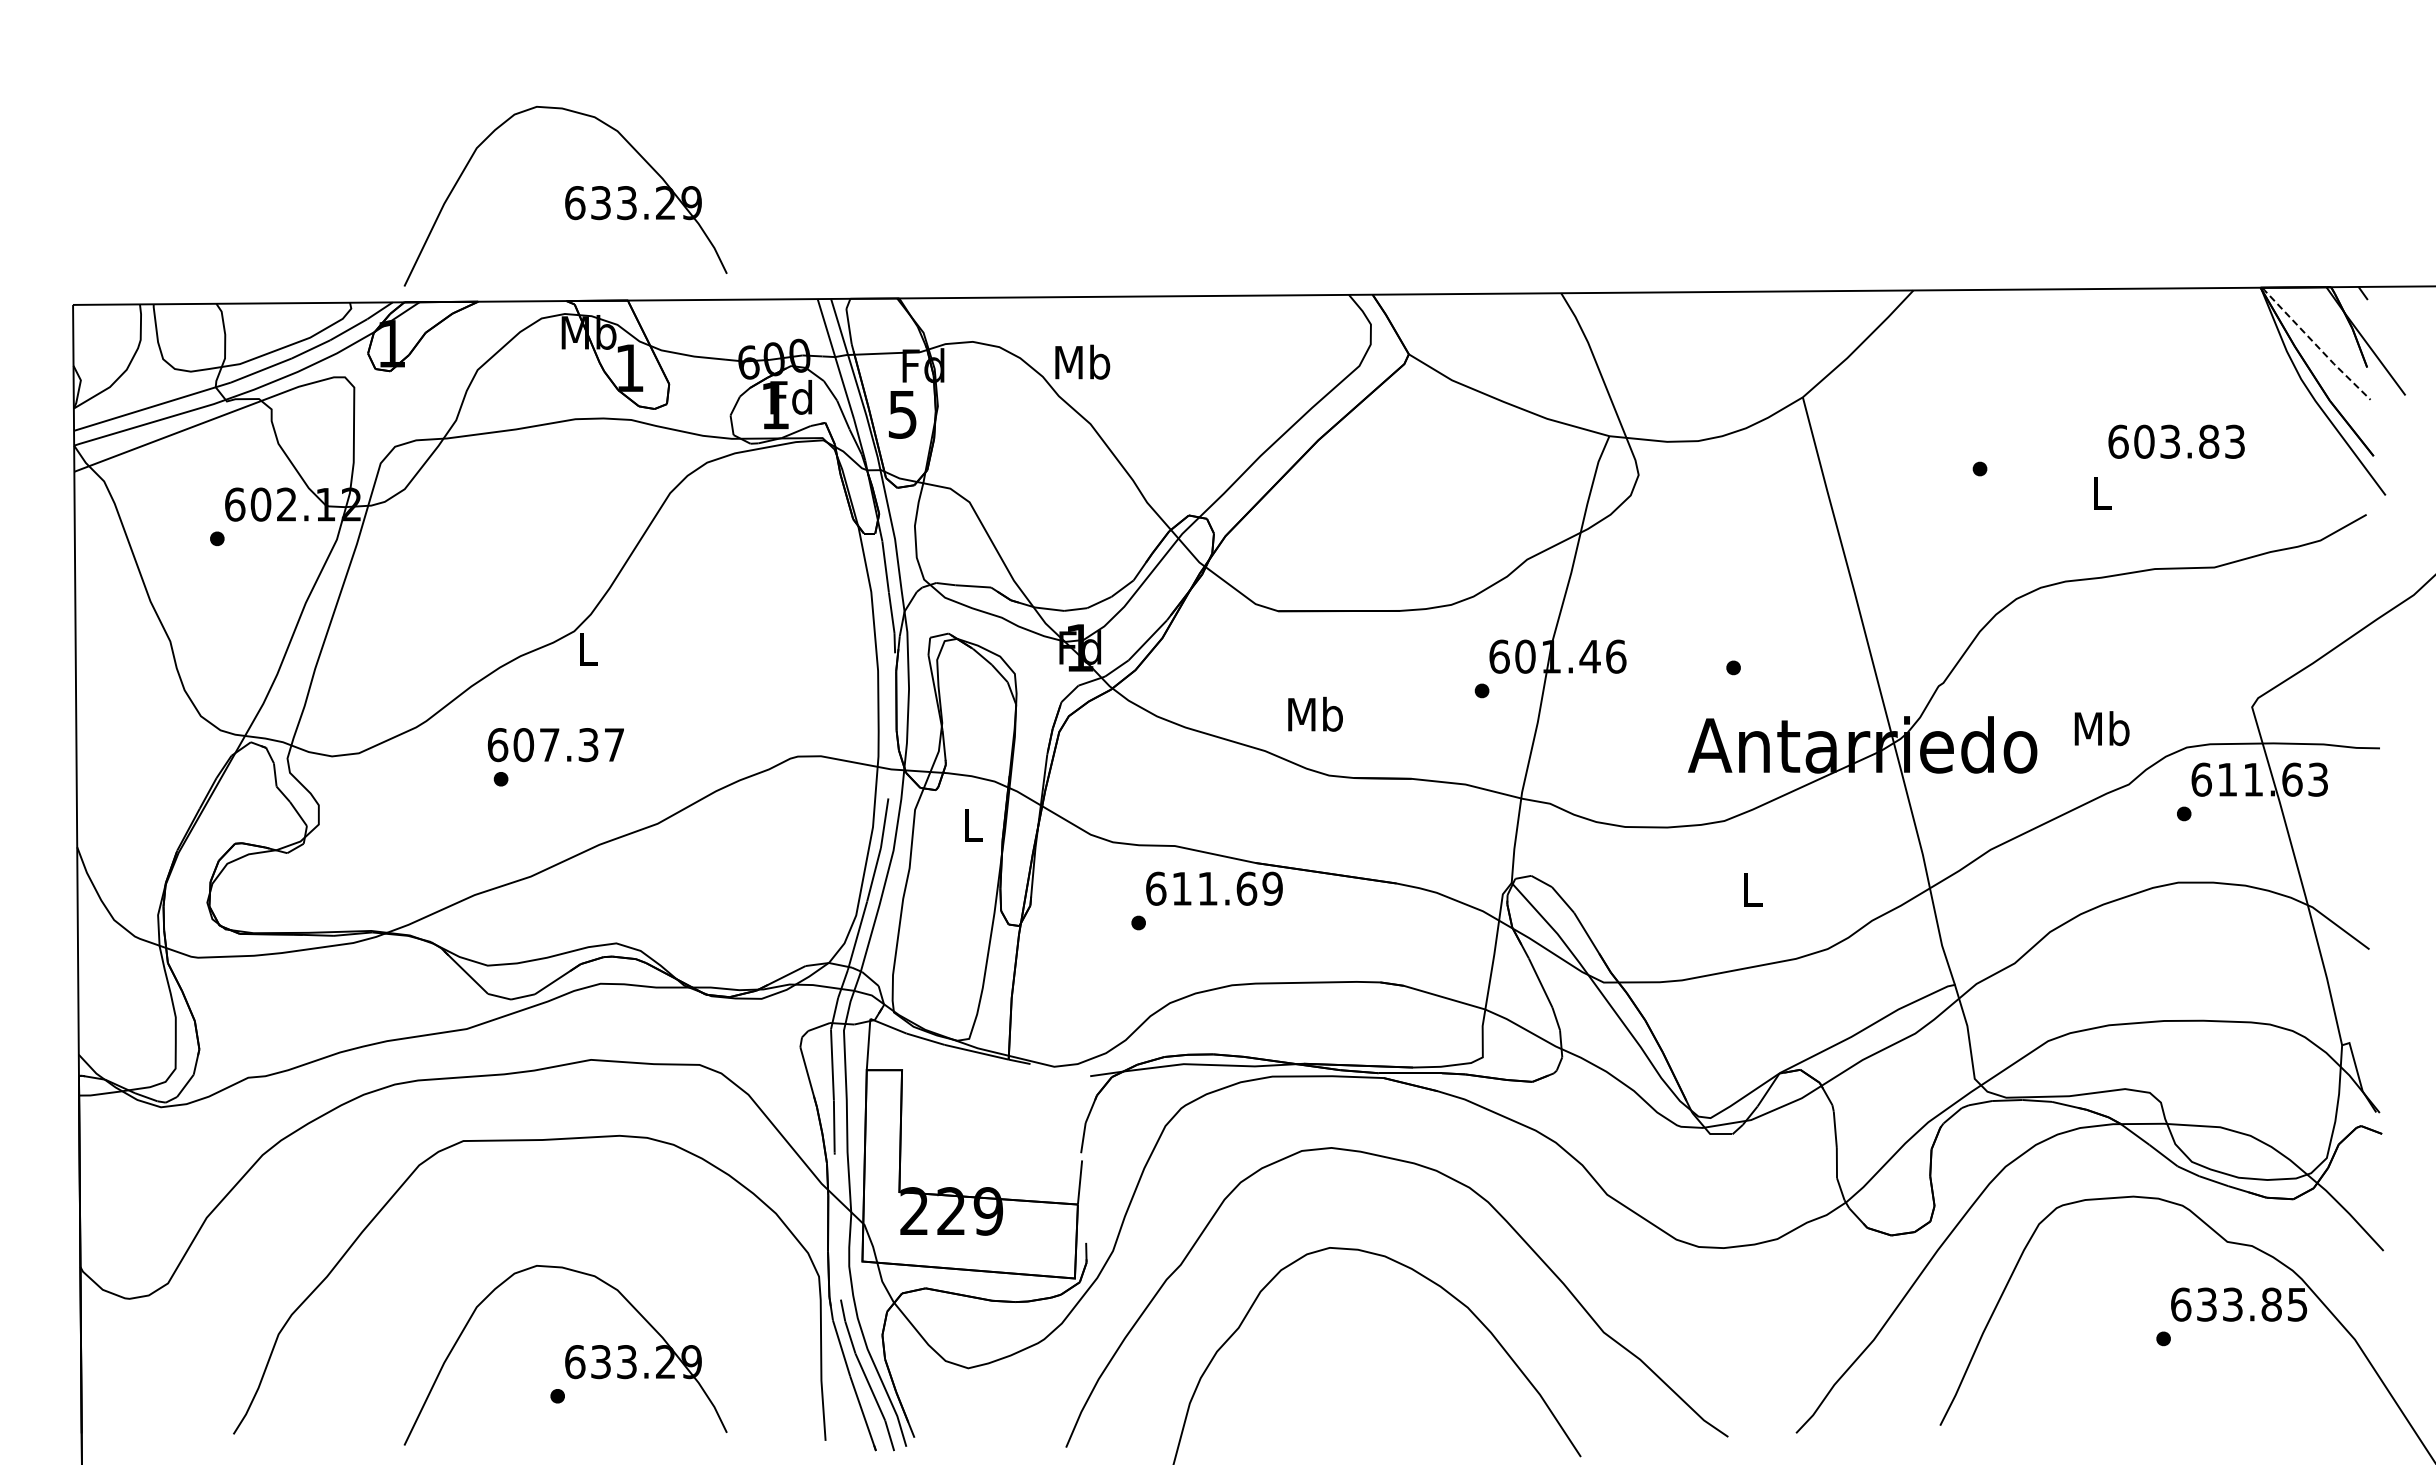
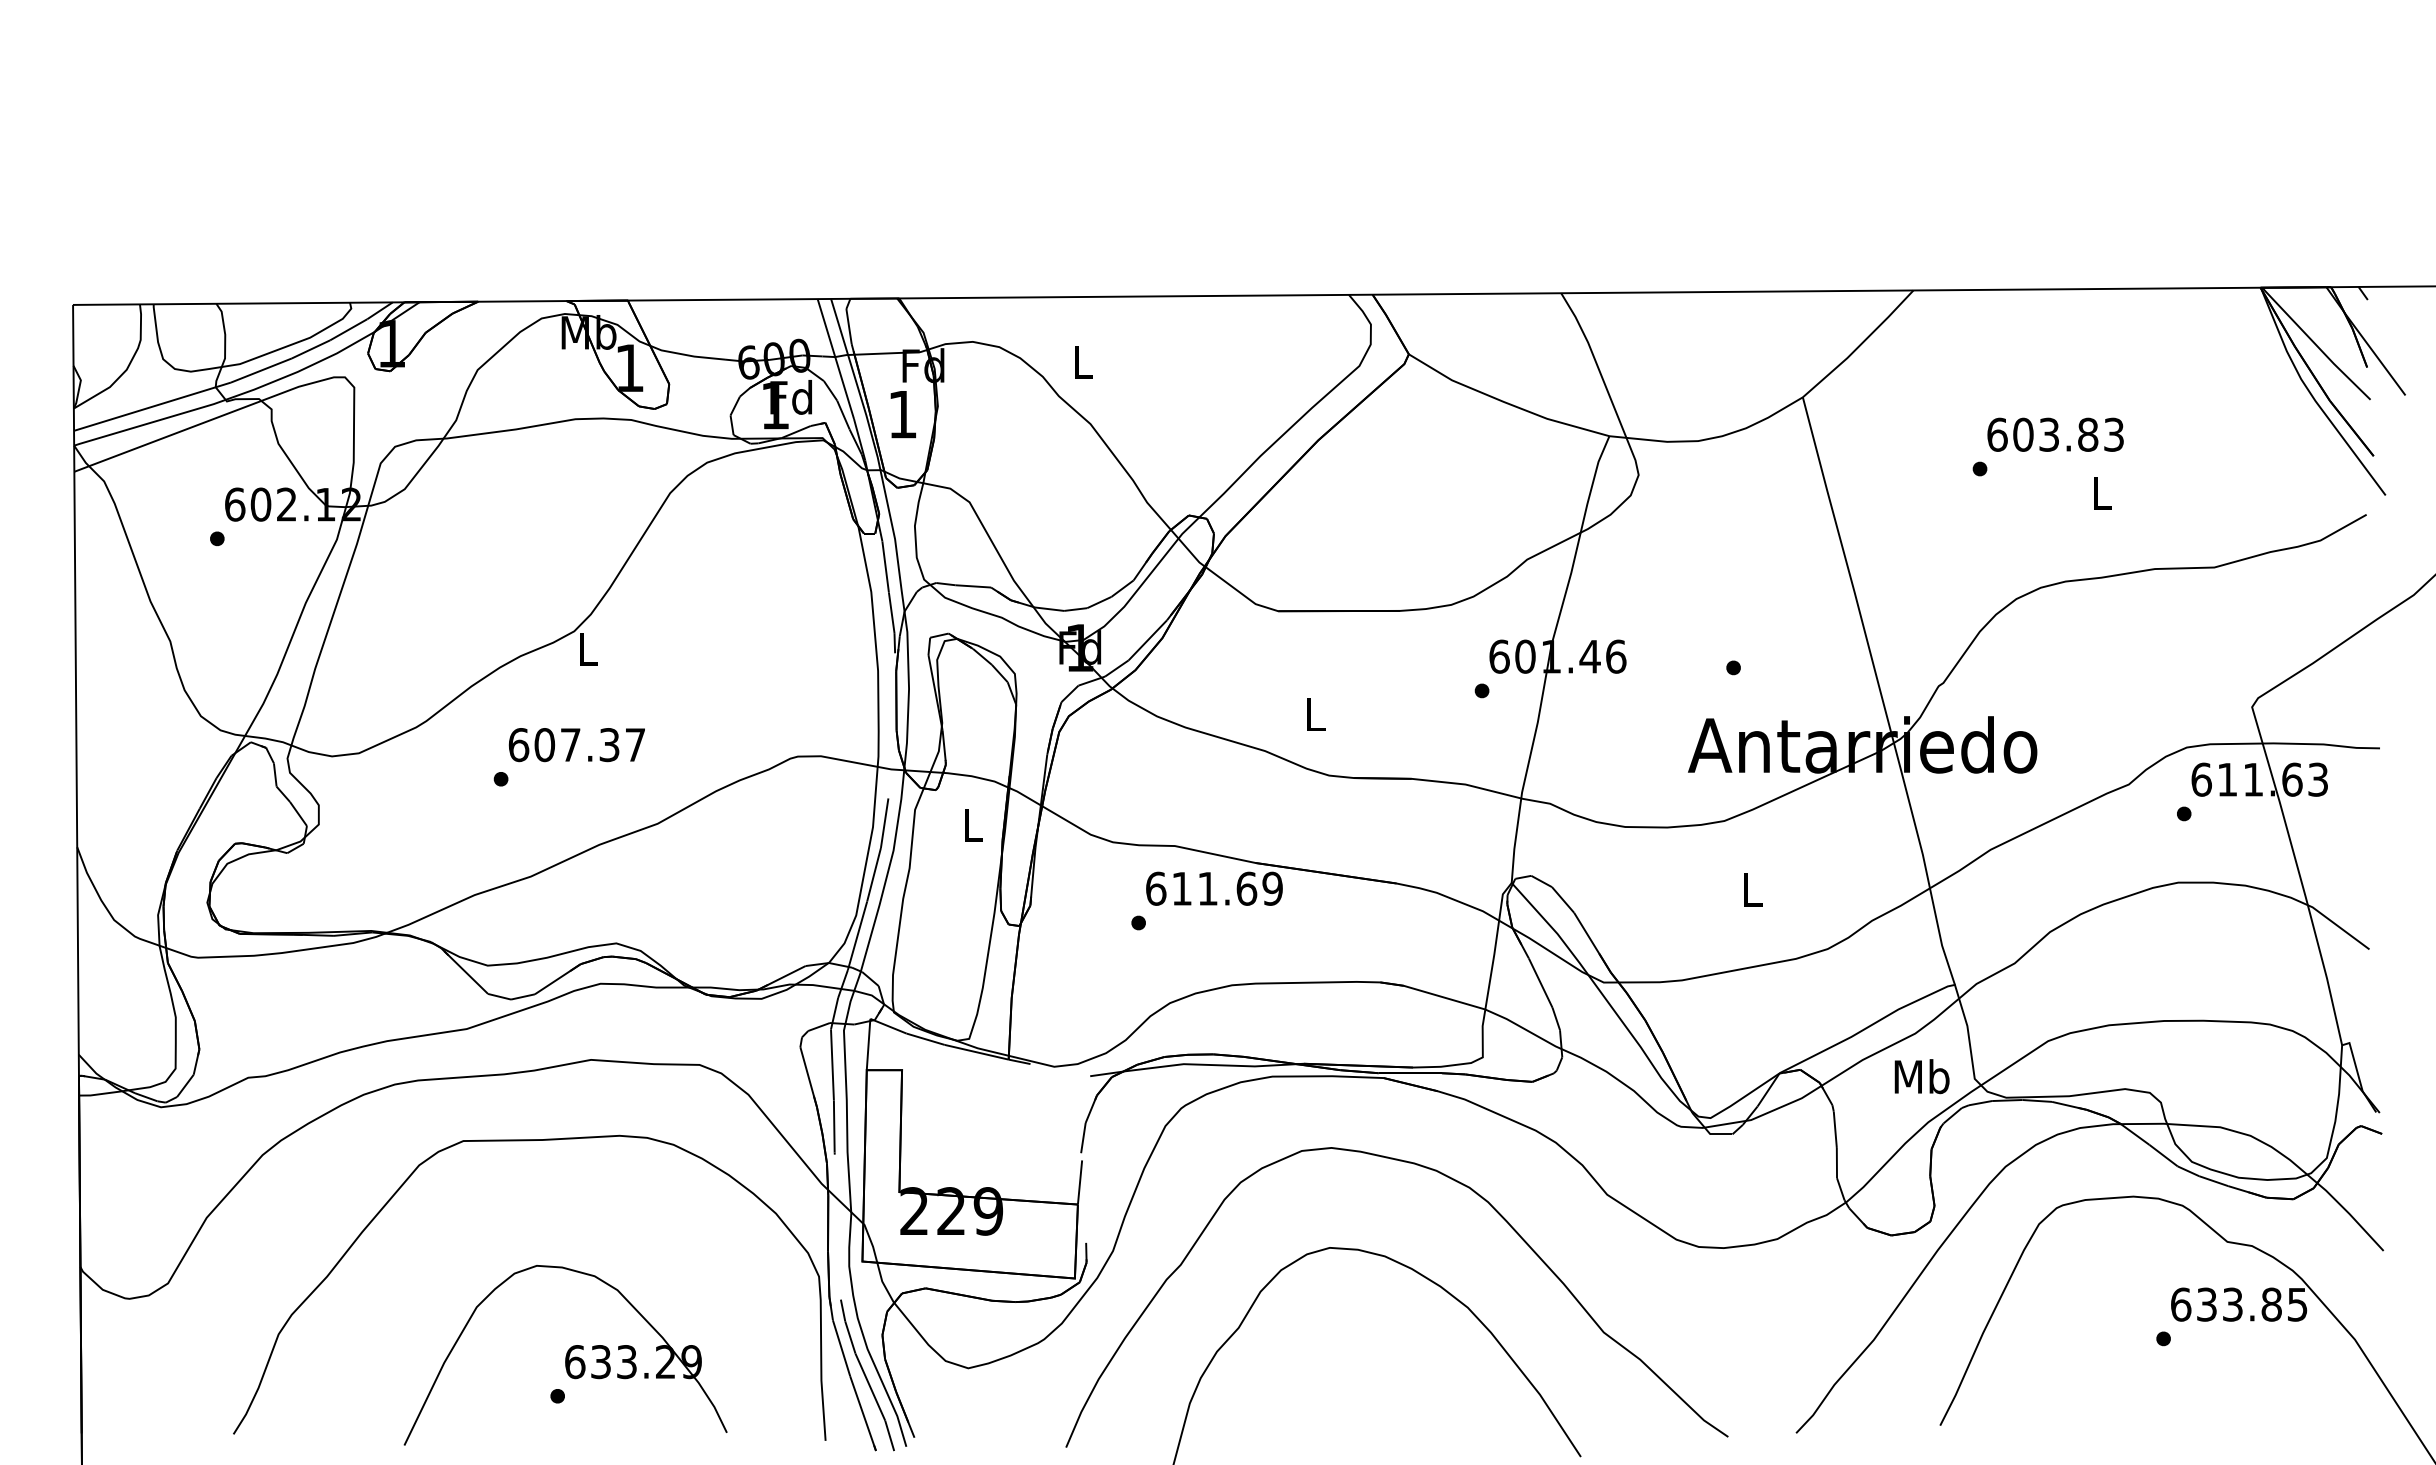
part: present -> none (565, 196)
line: dashed -> solid (2316, 344)
text: Mb -> L (1082, 361)
text: 5 -> 1 (902, 414)
text position: (2176, 441) -> (2055, 434) (2055, 434)
text: Mb -> L (1315, 713)
text position: (2101, 728) -> (1921, 1076) (1921, 1076)
text position: (555, 745) -> (576, 745) (576, 745)
